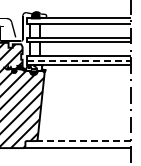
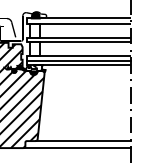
line: dashed -> solid (79, 60)
line: dashed -> solid (82, 141)
